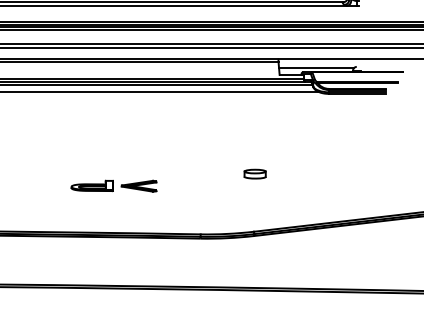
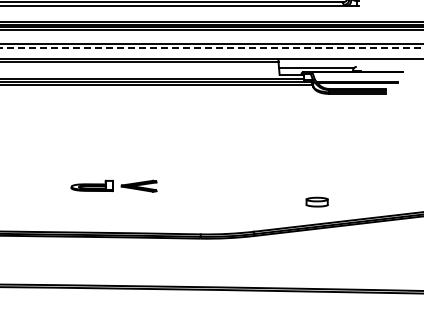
line: solid -> dashed (212, 48)
line: present -> none (160, 92)
part position: (254, 173) -> (316, 201) (316, 201)
